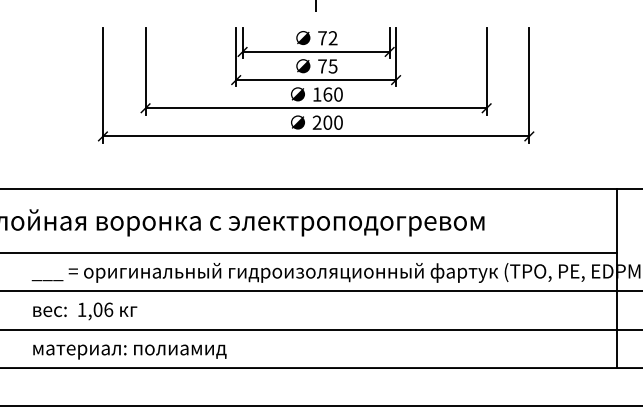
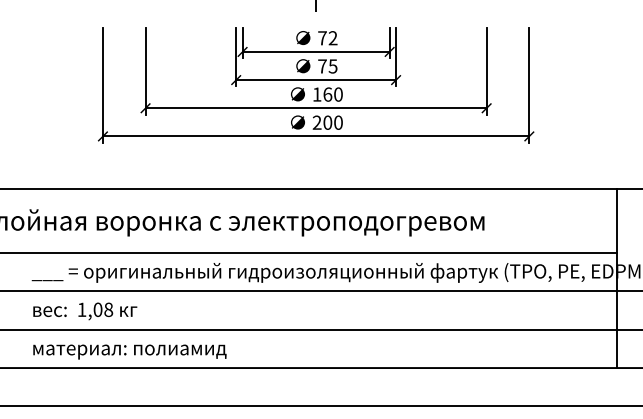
text: 1,06 -> 1,08 (108, 309)
